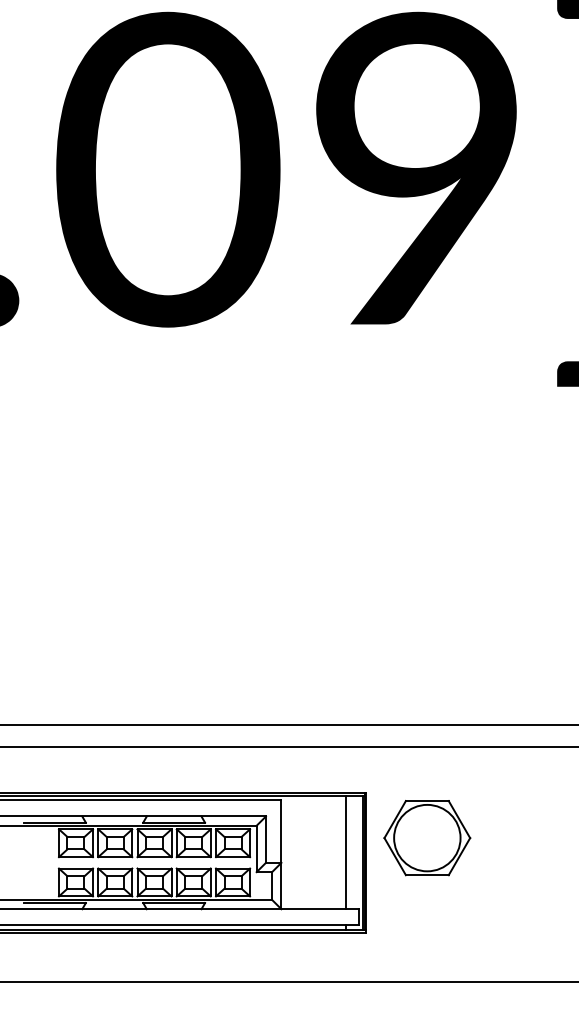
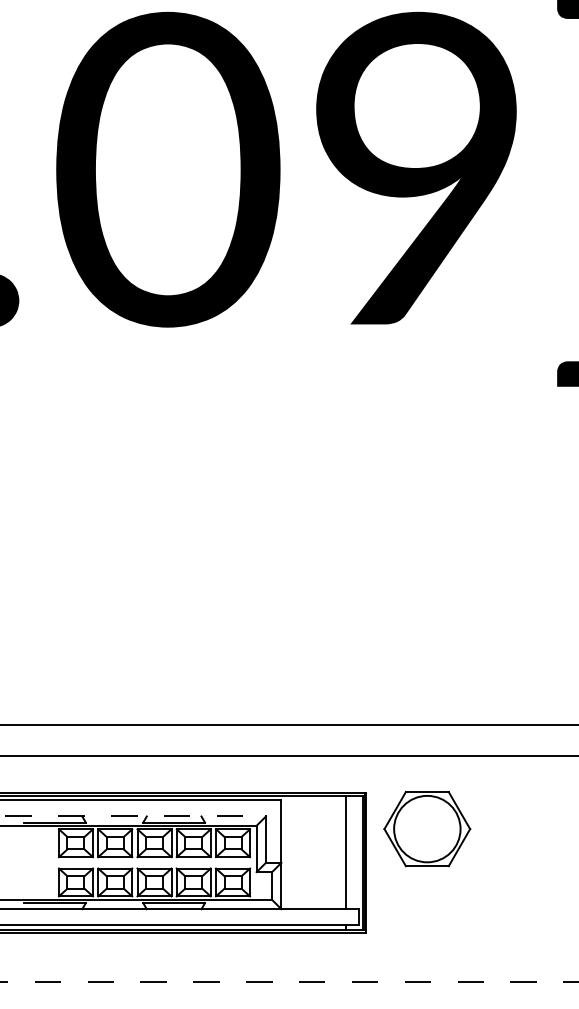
line position: (288, 746) -> (288, 755) (288, 755)
line: solid -> dashed (133, 816)
part position: (427, 838) -> (427, 829) (427, 829)
line: solid -> dashed (289, 981)
